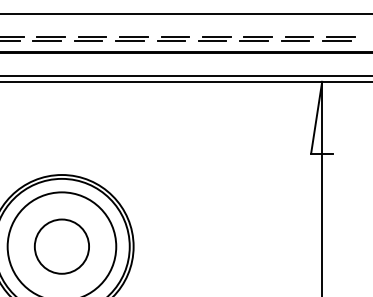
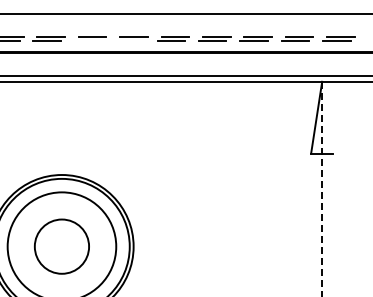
line: present -> none (88, 41)
line: present -> none (129, 41)
line: solid -> dashed (322, 189)
